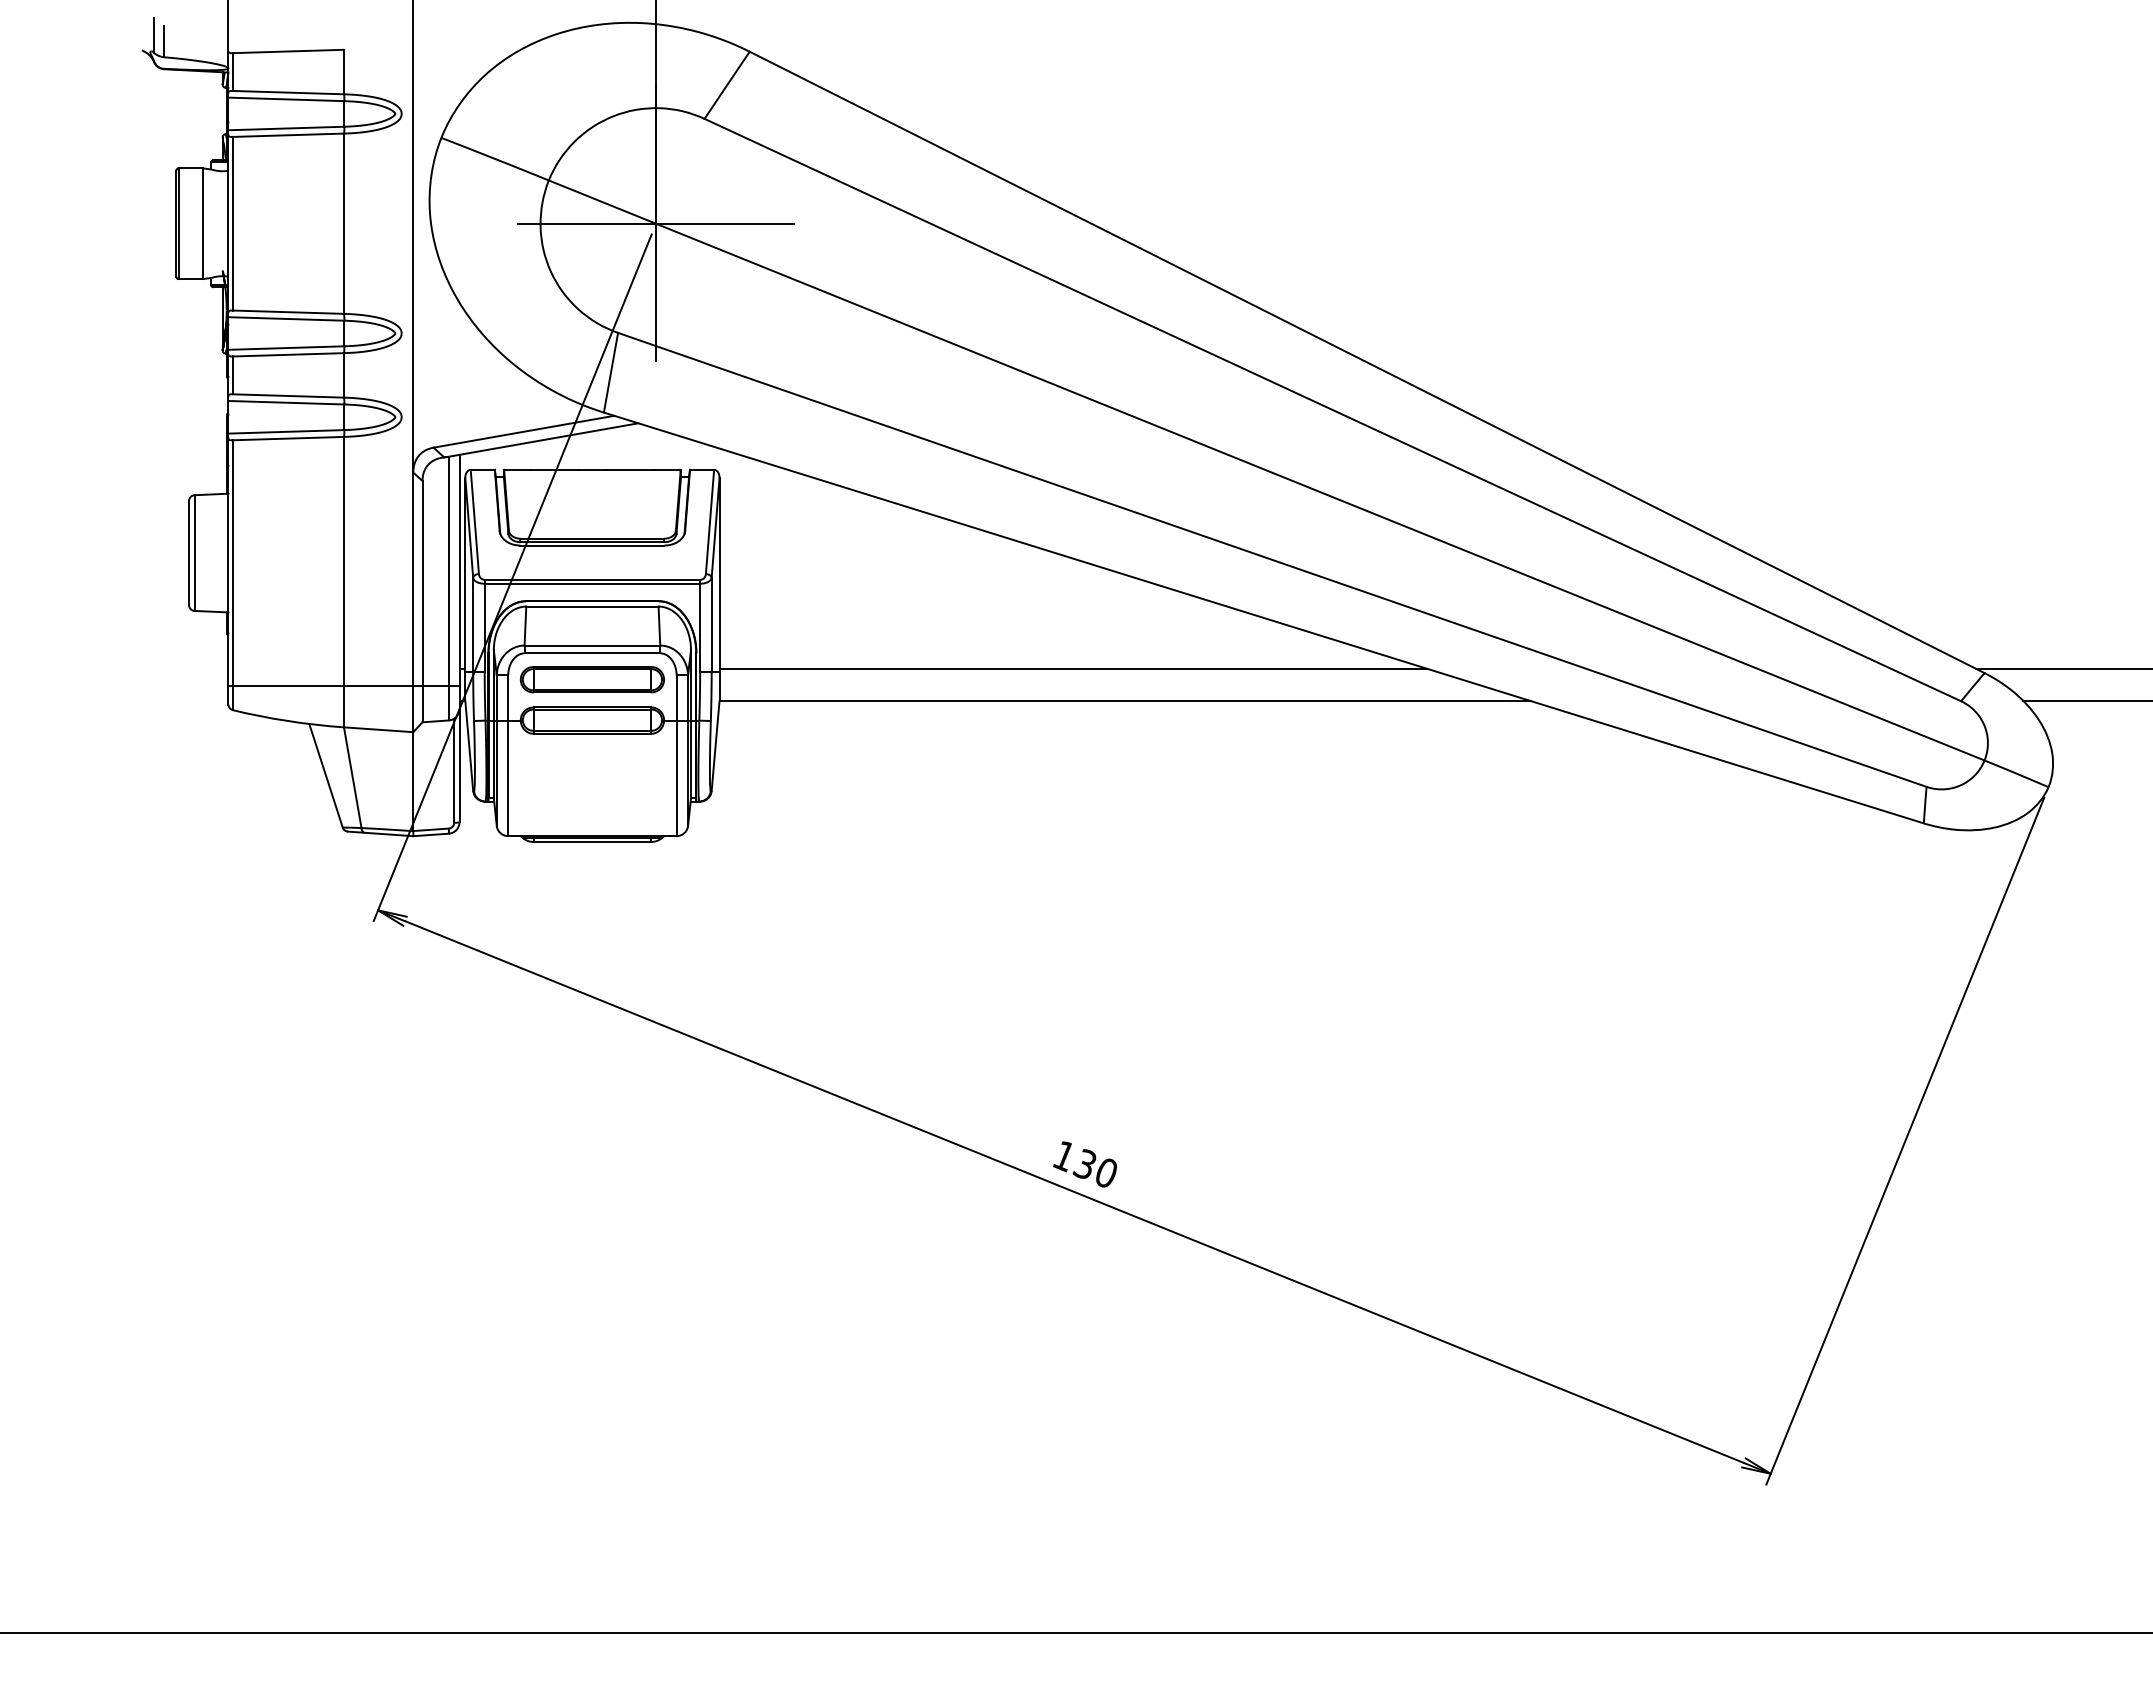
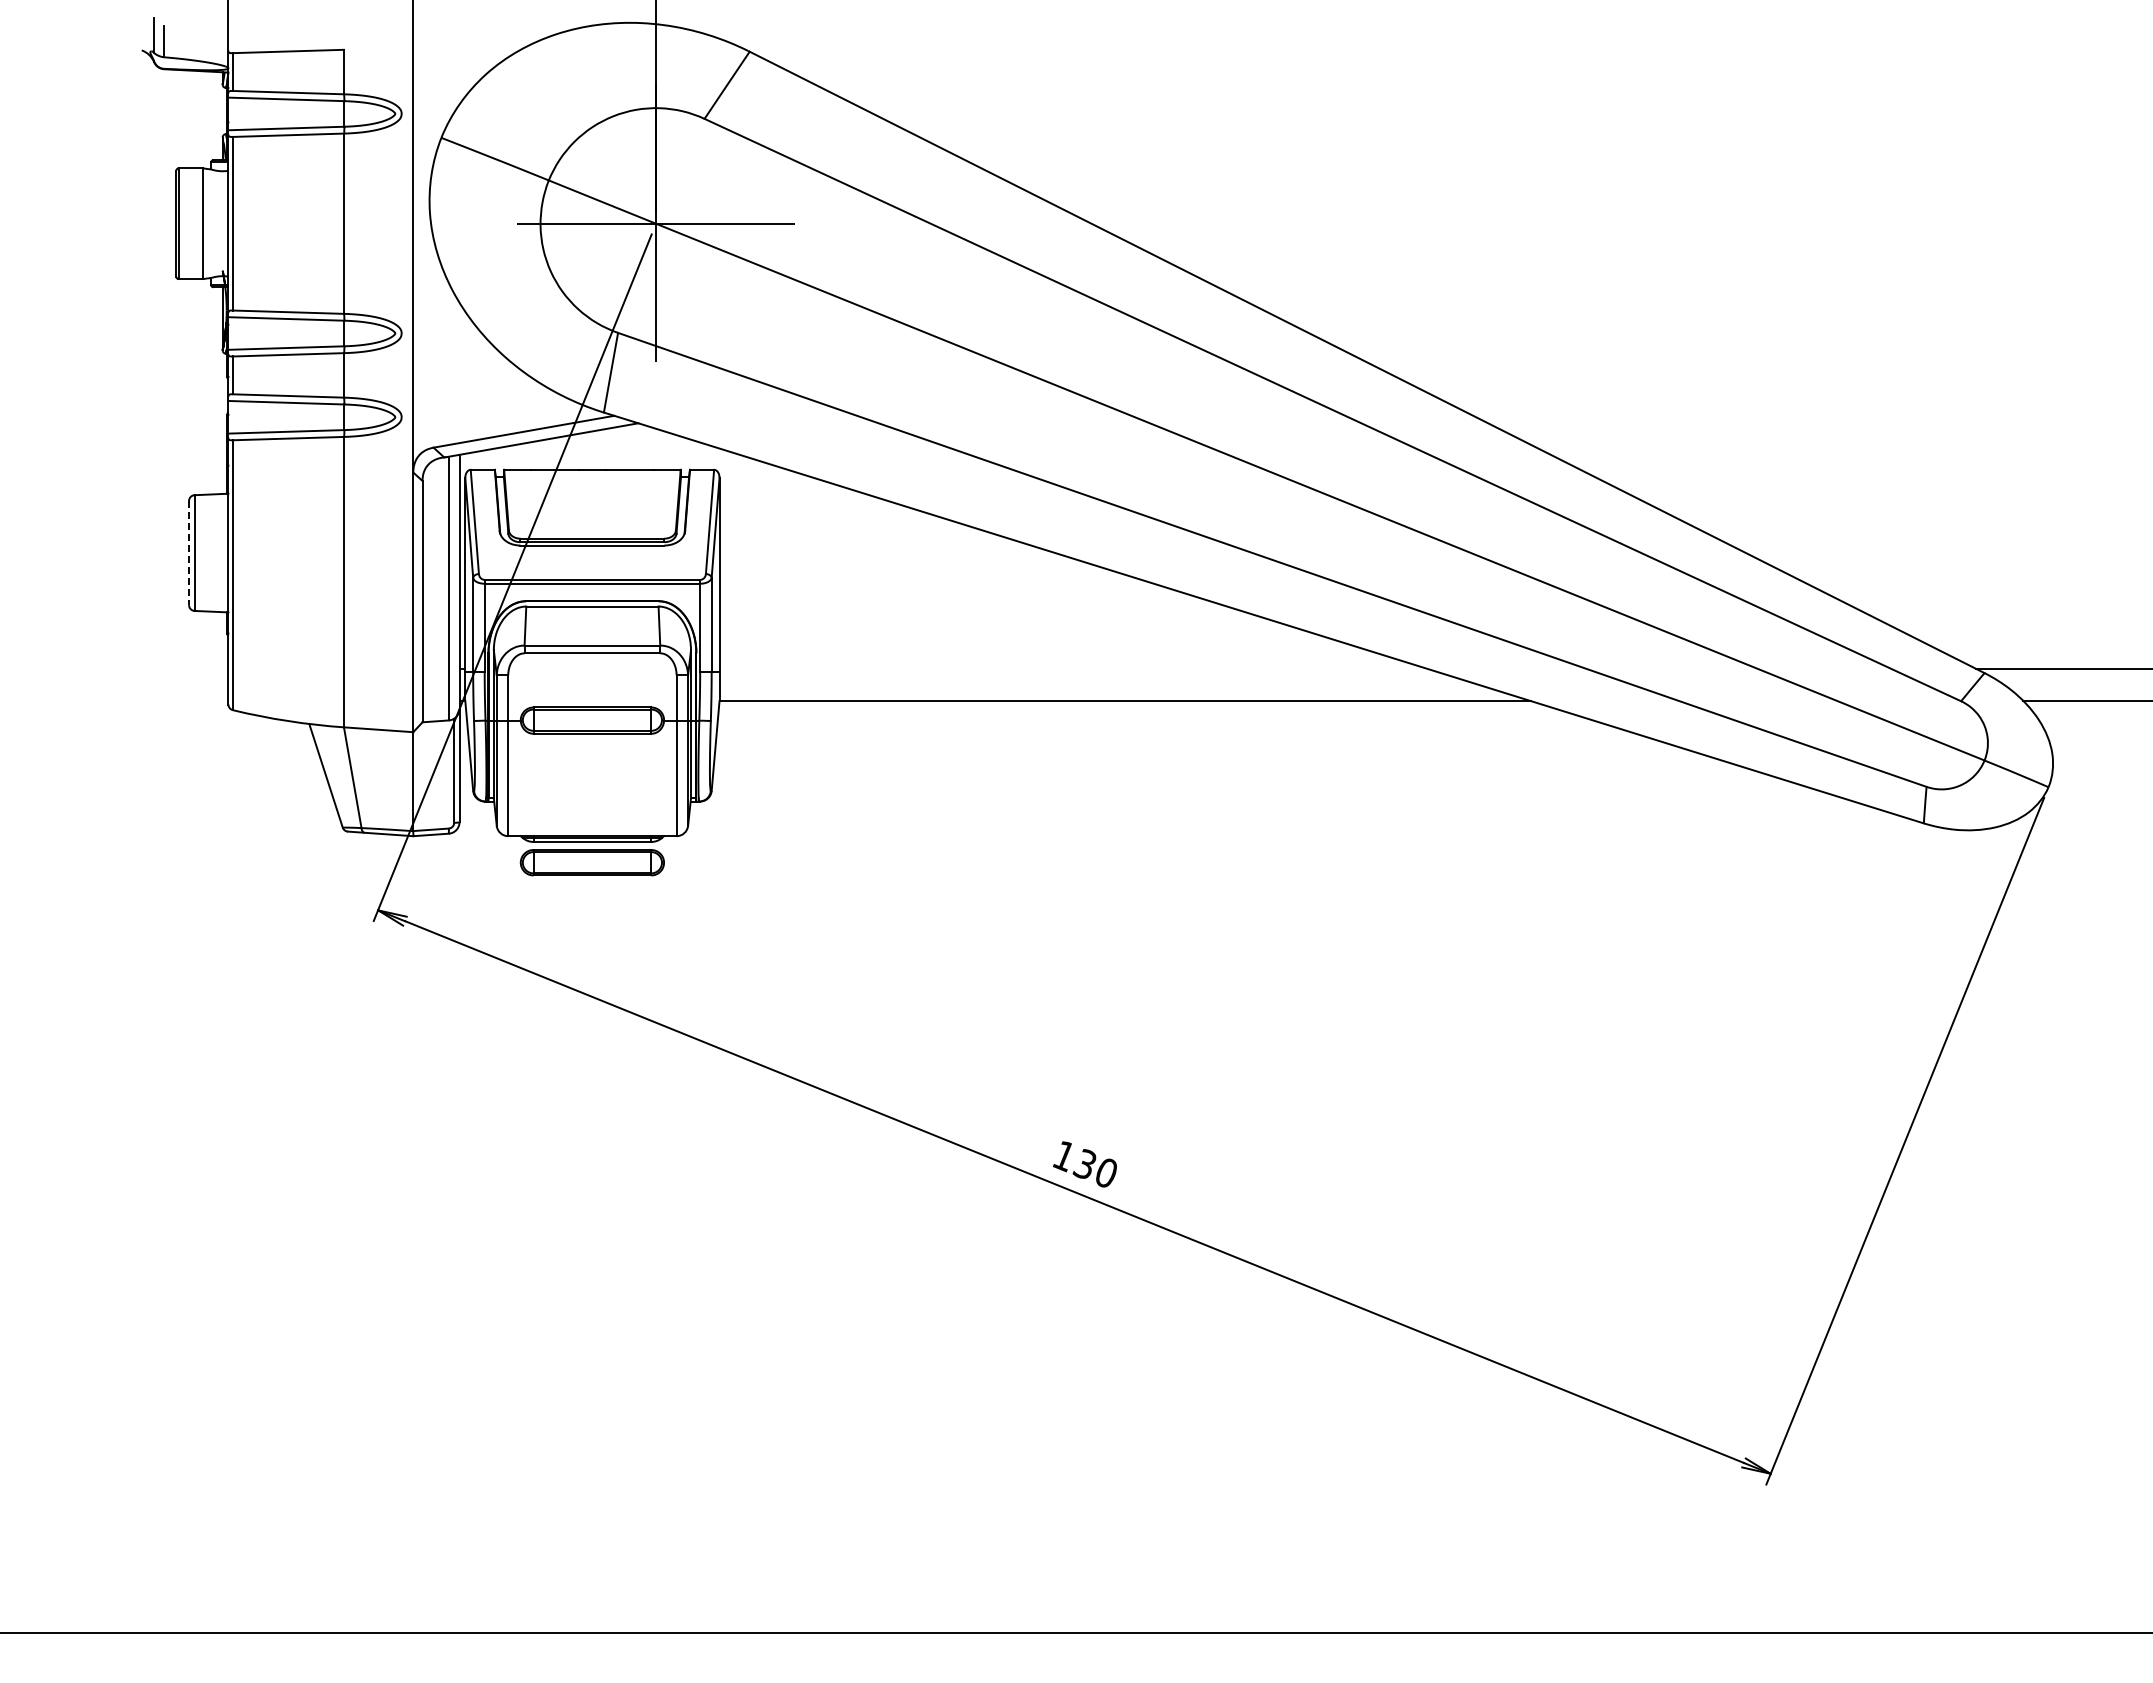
line: solid -> dashed (189, 553)
line: present -> none (1072, 668)
part position: (591, 679) -> (591, 862) (591, 862)
line: present -> none (343, 685)
